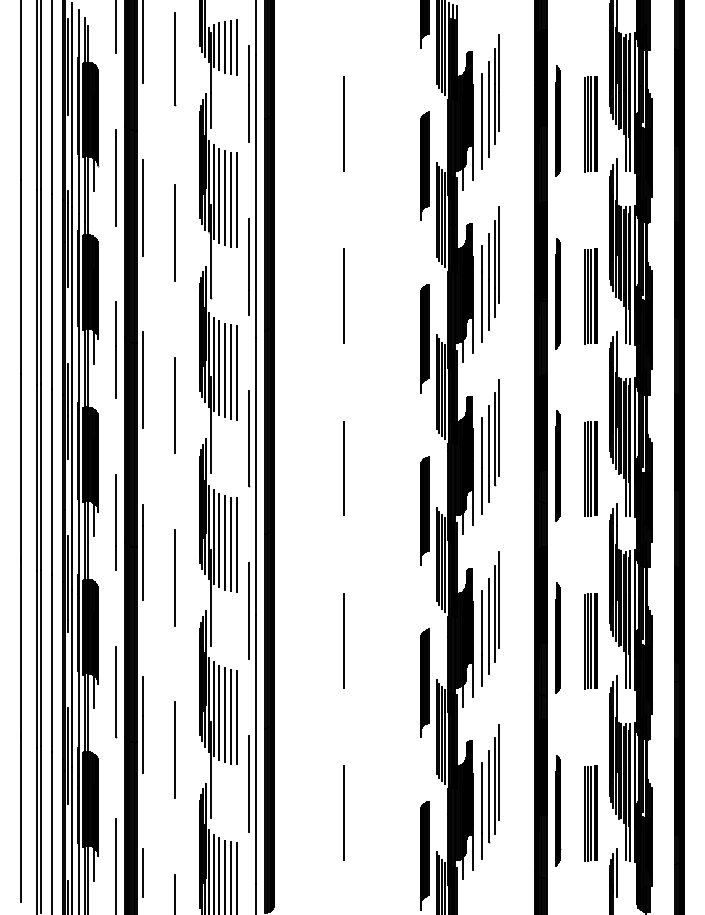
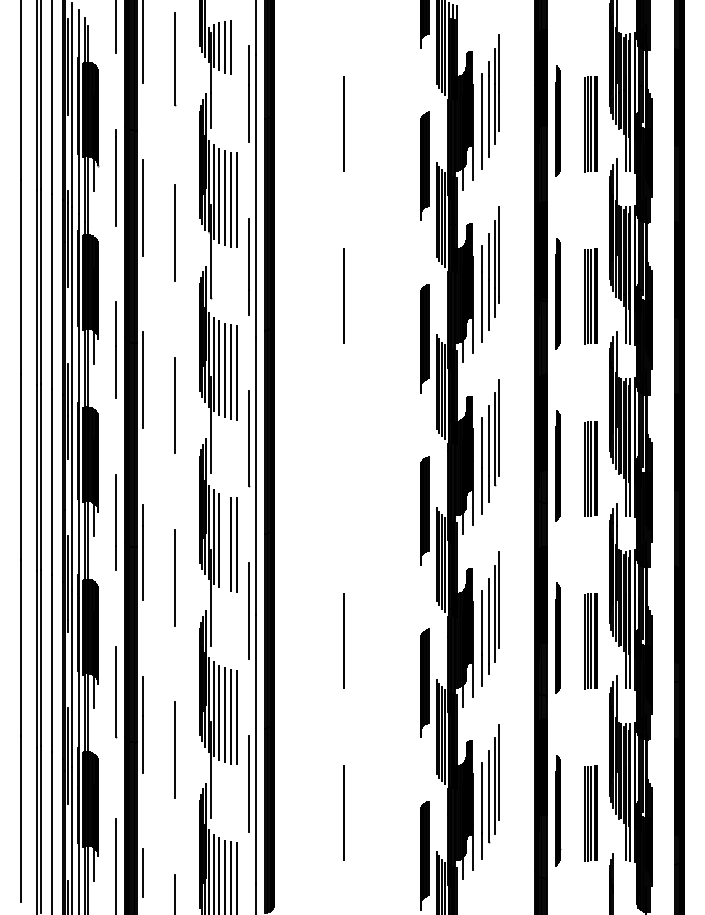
line: present -> none (236, 47)
line: present -> none (343, 468)
line: present -> none (224, 542)
line: present -> none (616, 872)
